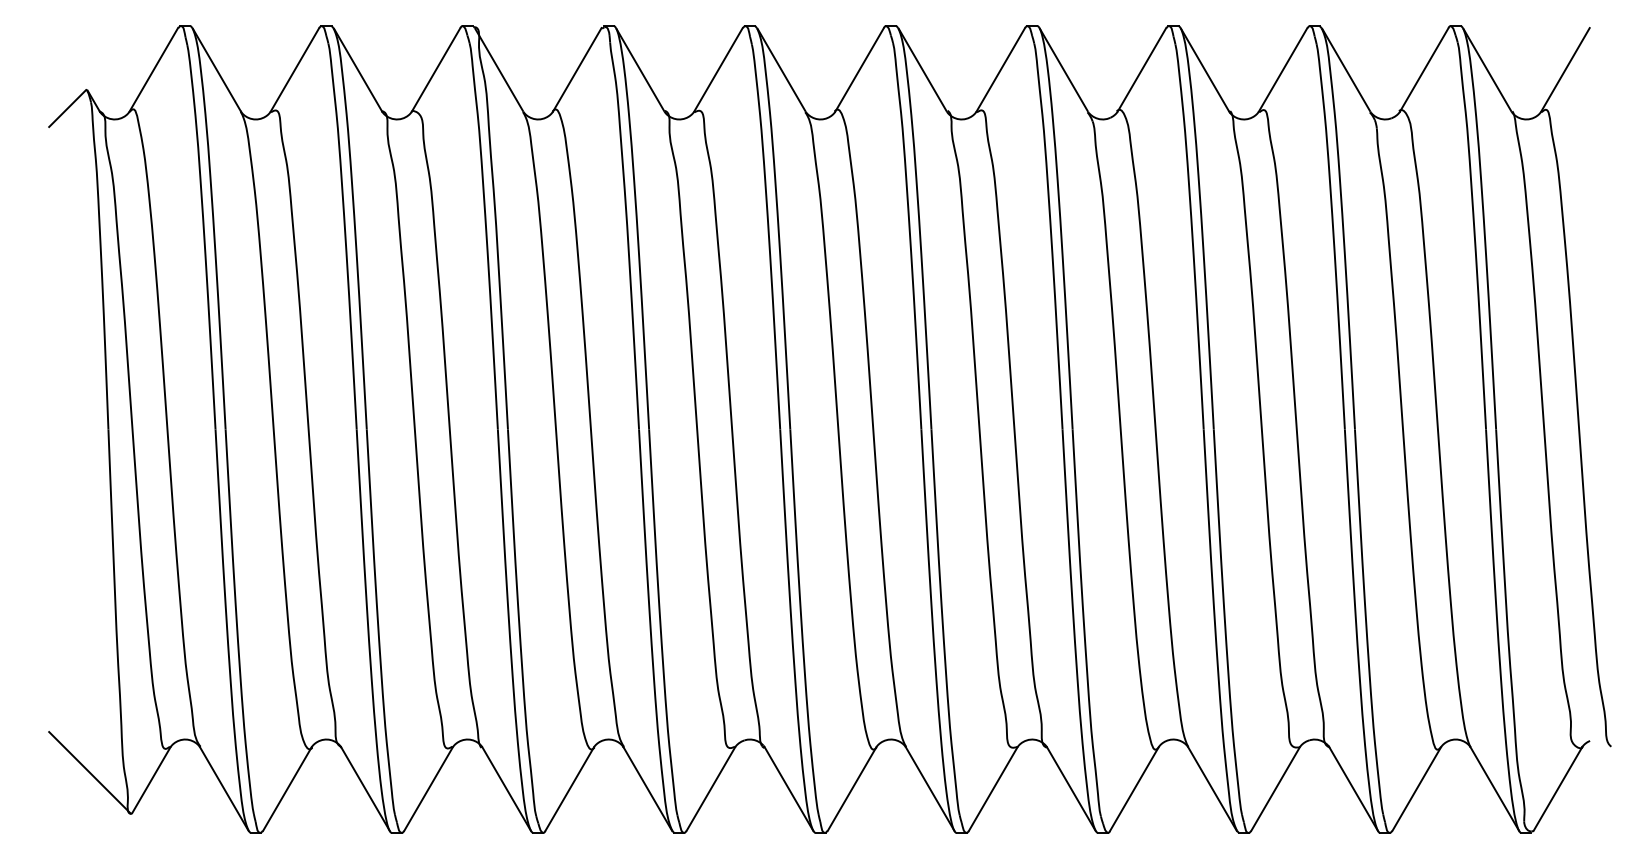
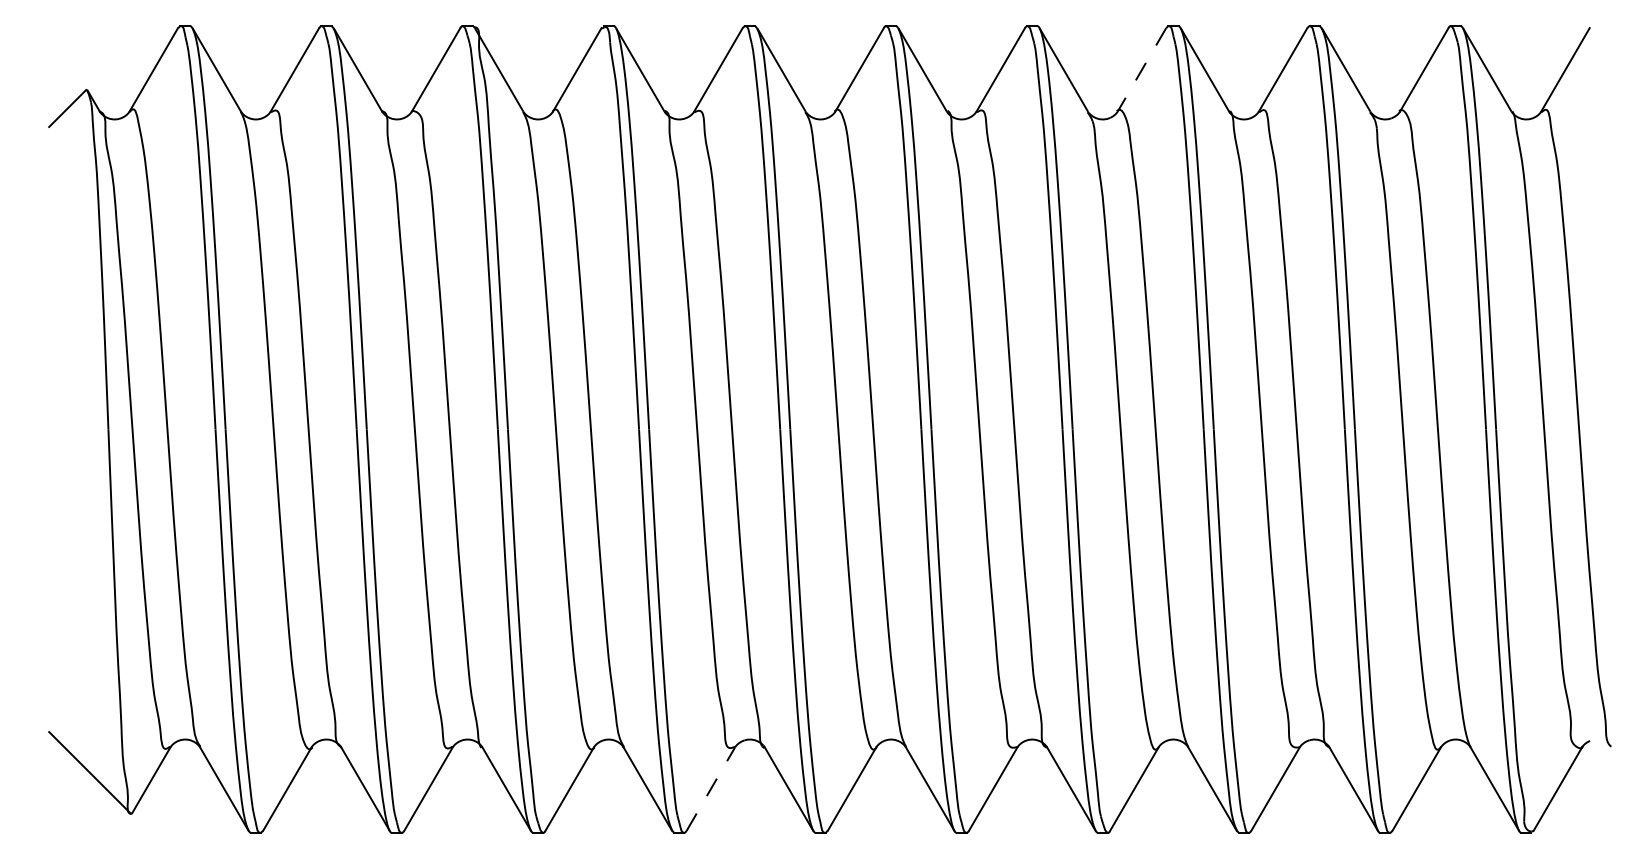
line: solid -> dashed (1141, 70)
line: solid -> dashed (711, 788)
